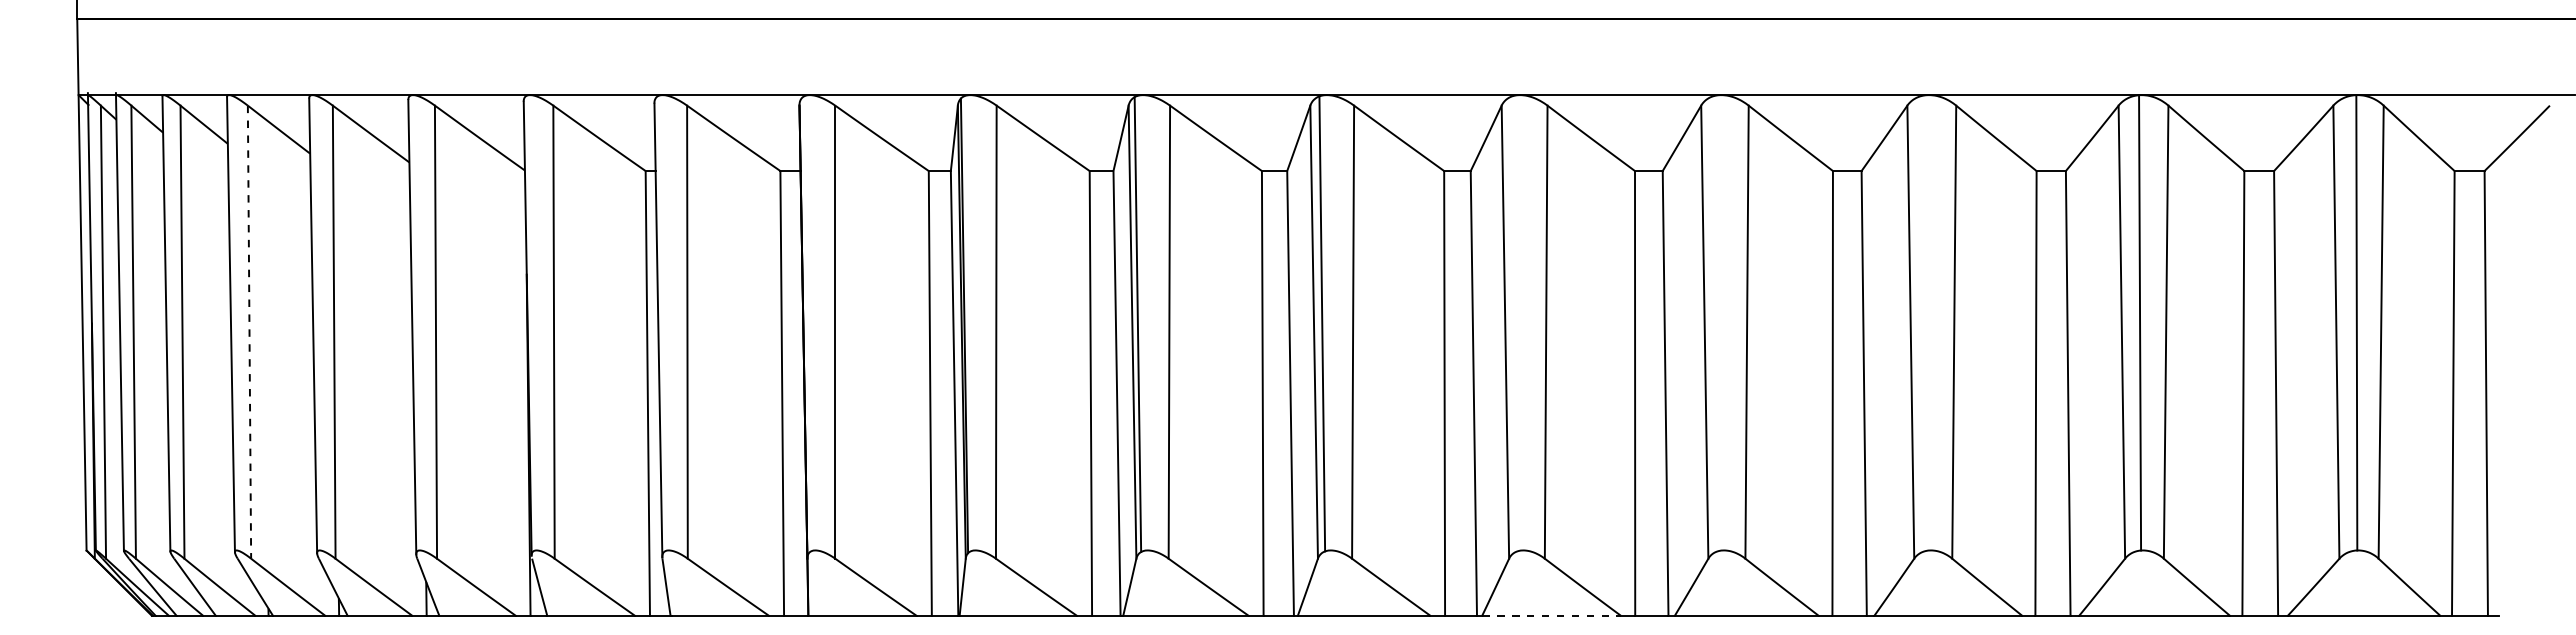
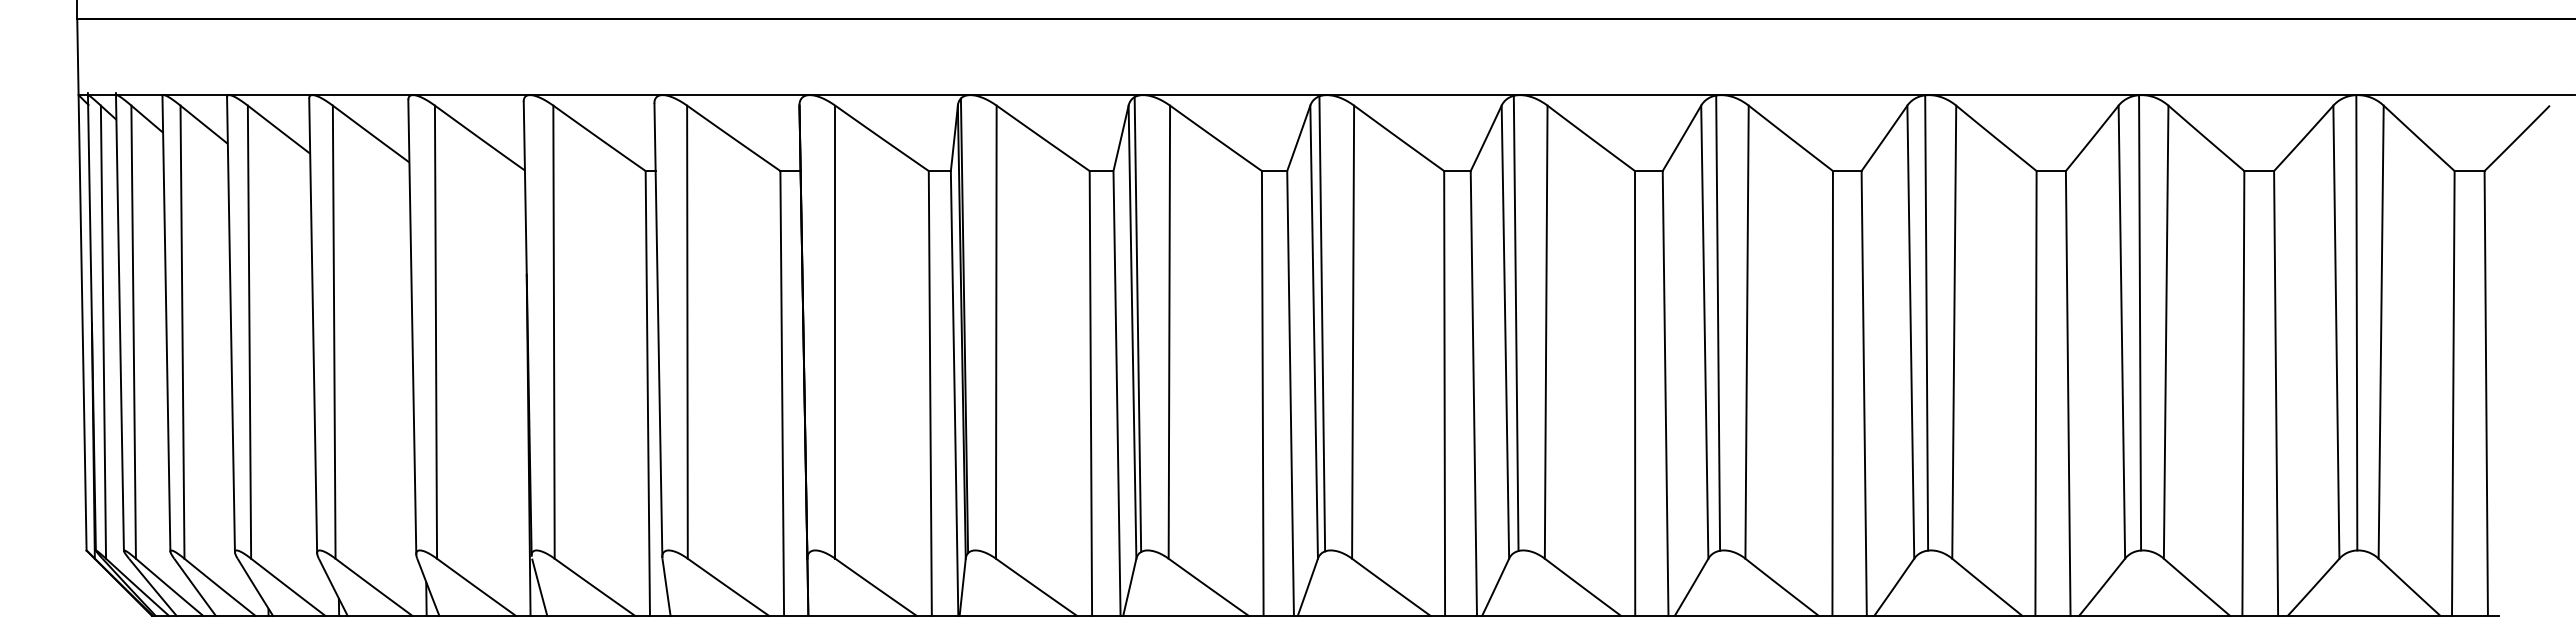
line: none -> present (1718, 322)
line: none -> present (1926, 322)
line: none -> present (1515, 323)
line: dashed -> solid (249, 332)
line: dashed -> solid (1552, 615)
